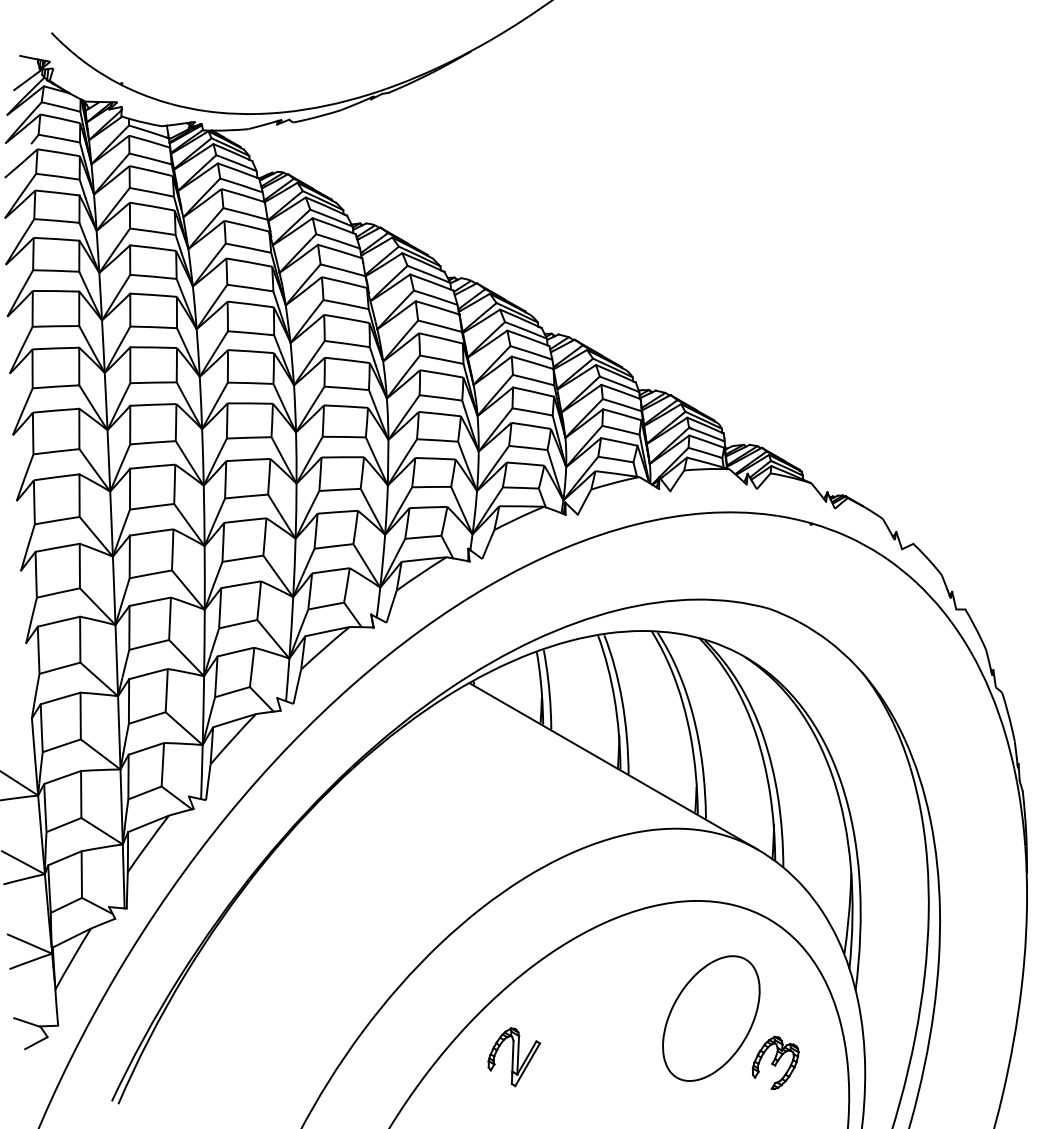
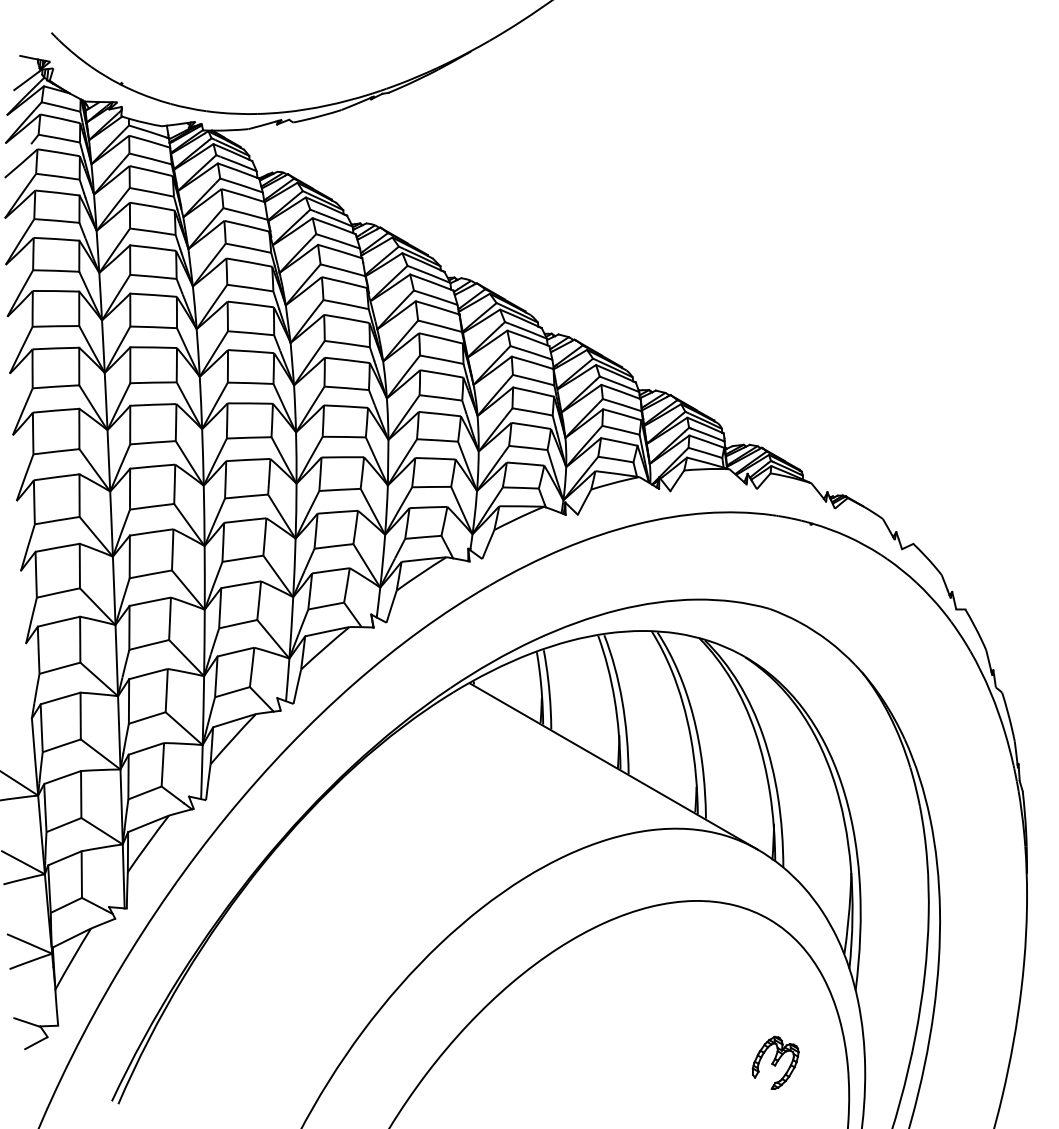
part: present -> none (711, 1018)
part: present -> none (514, 1057)
